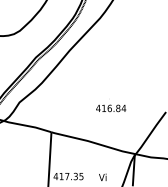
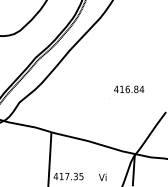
text position: (111, 108) -> (129, 89) (129, 89)
